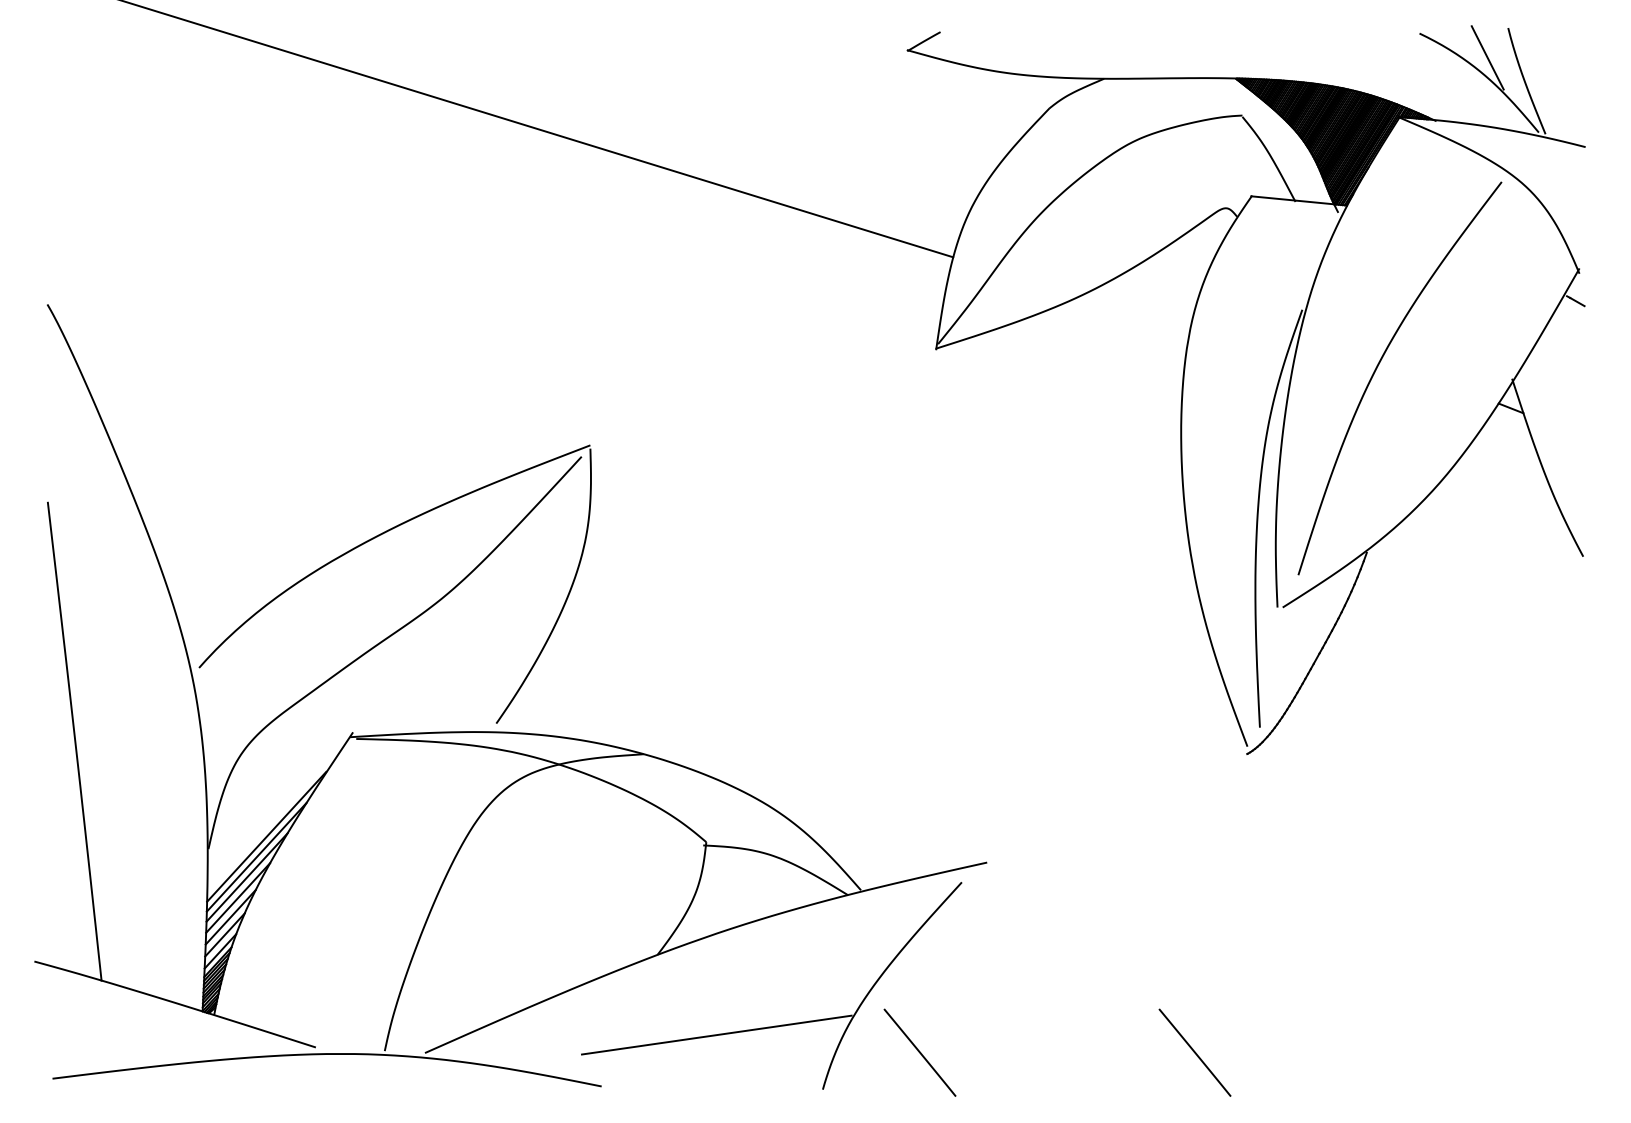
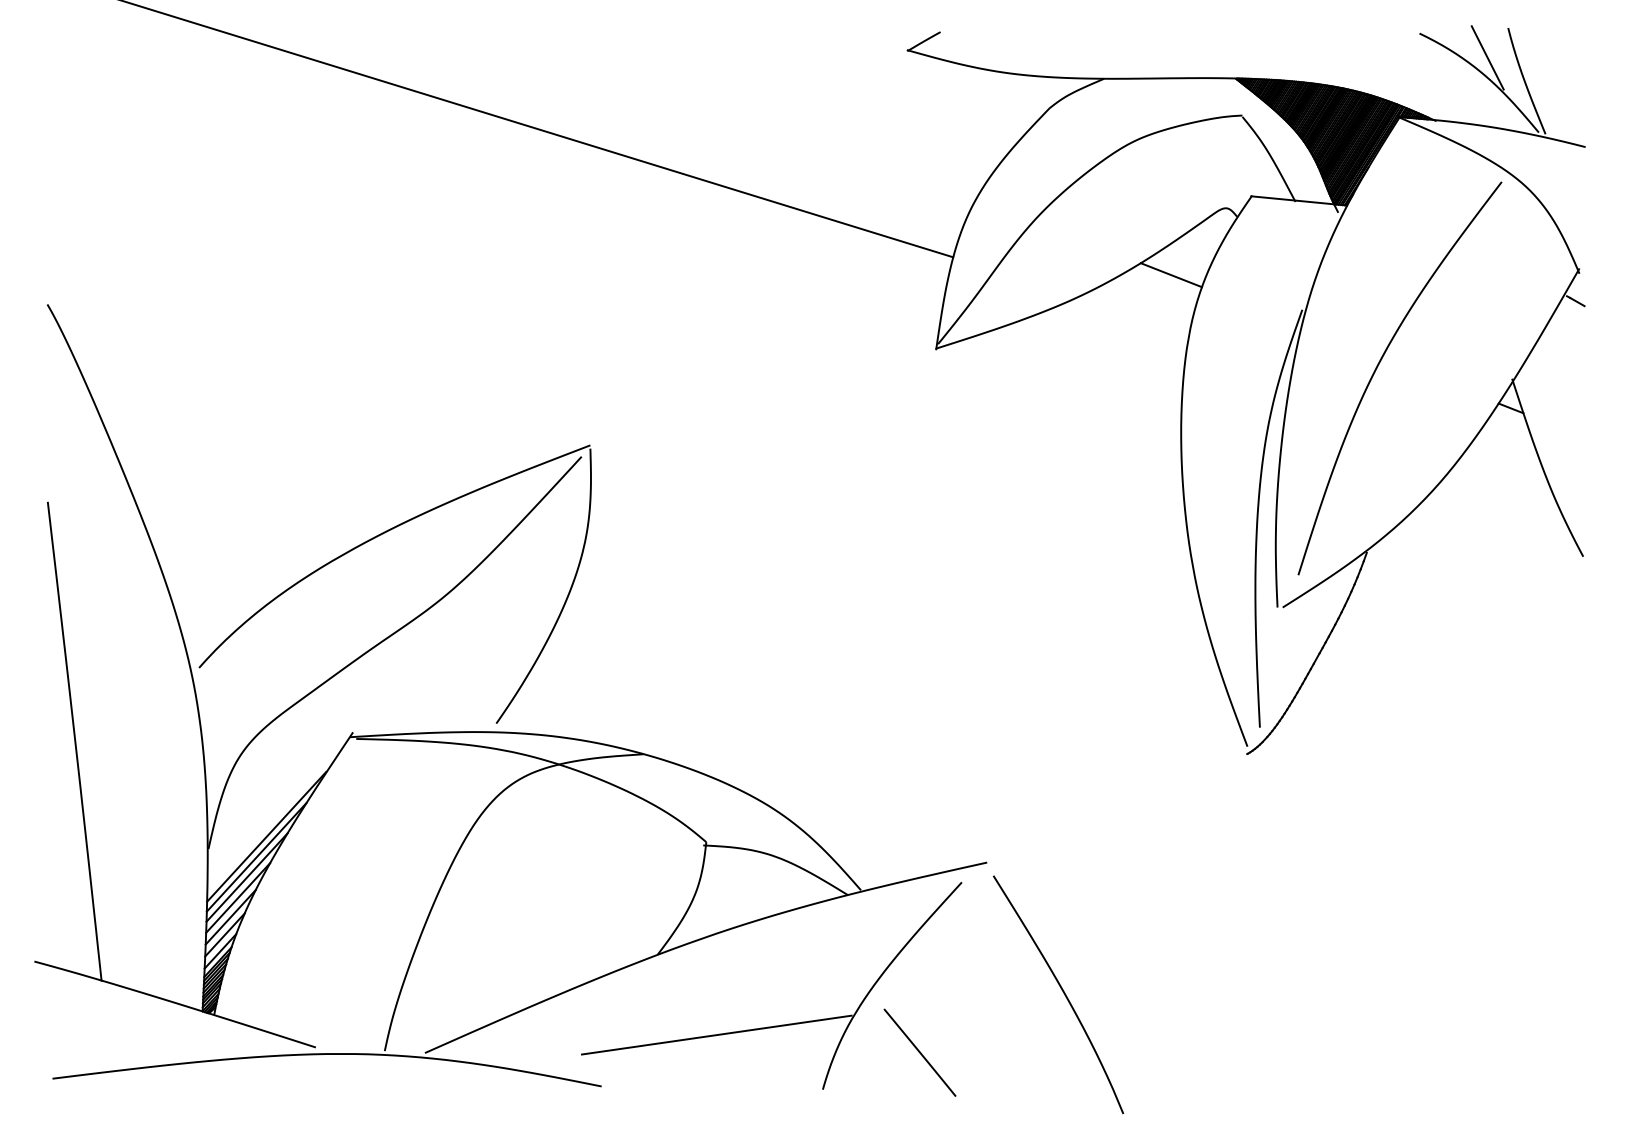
line: none -> present (1170, 275)
curve: none -> present (1061, 990)
line: present -> none (1194, 1052)
